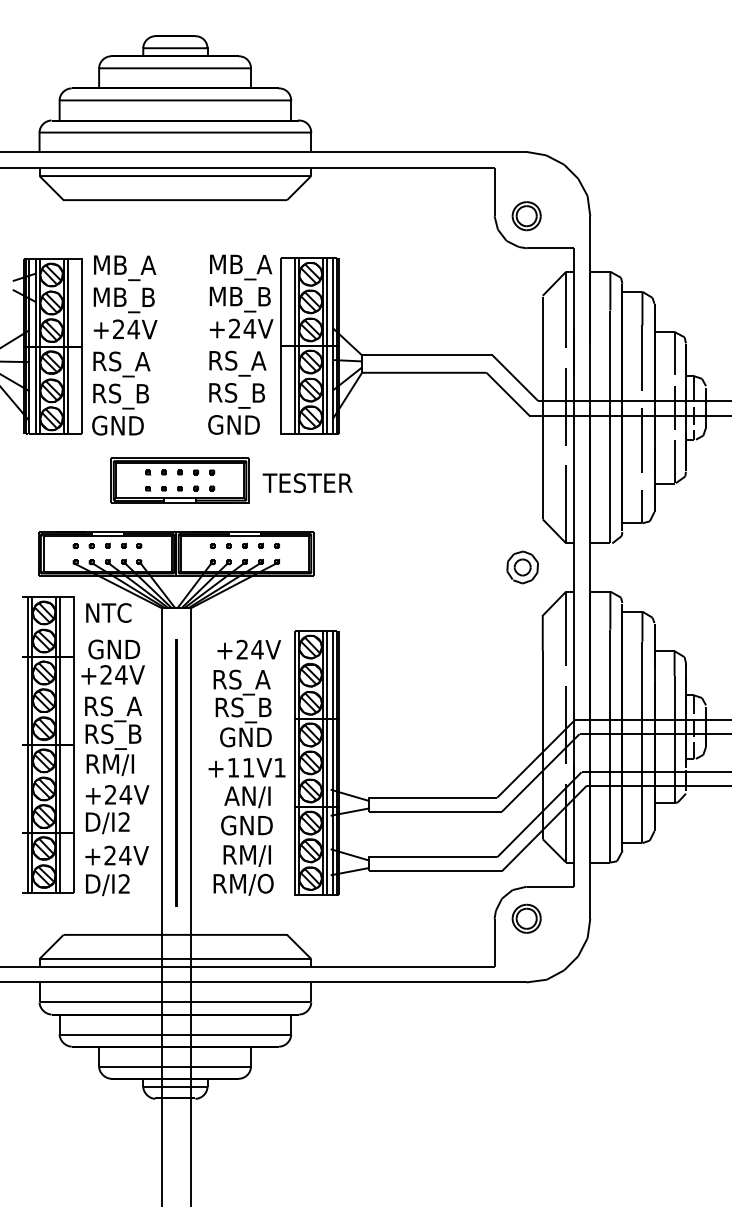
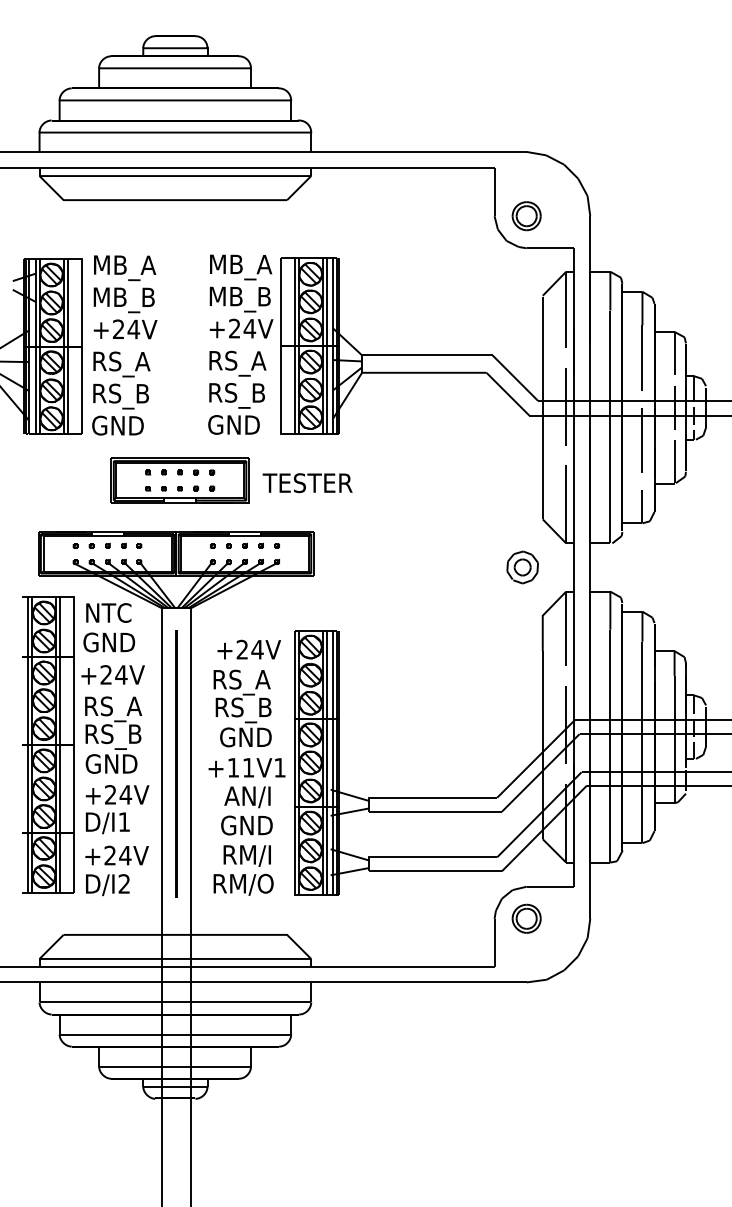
text position: (114, 649) -> (109, 642) (109, 642)
text: RM/I -> GND (111, 765)
line position: (176, 772) -> (176, 763) (176, 763)
text: D/I2 -> D/I1 (123, 821)
